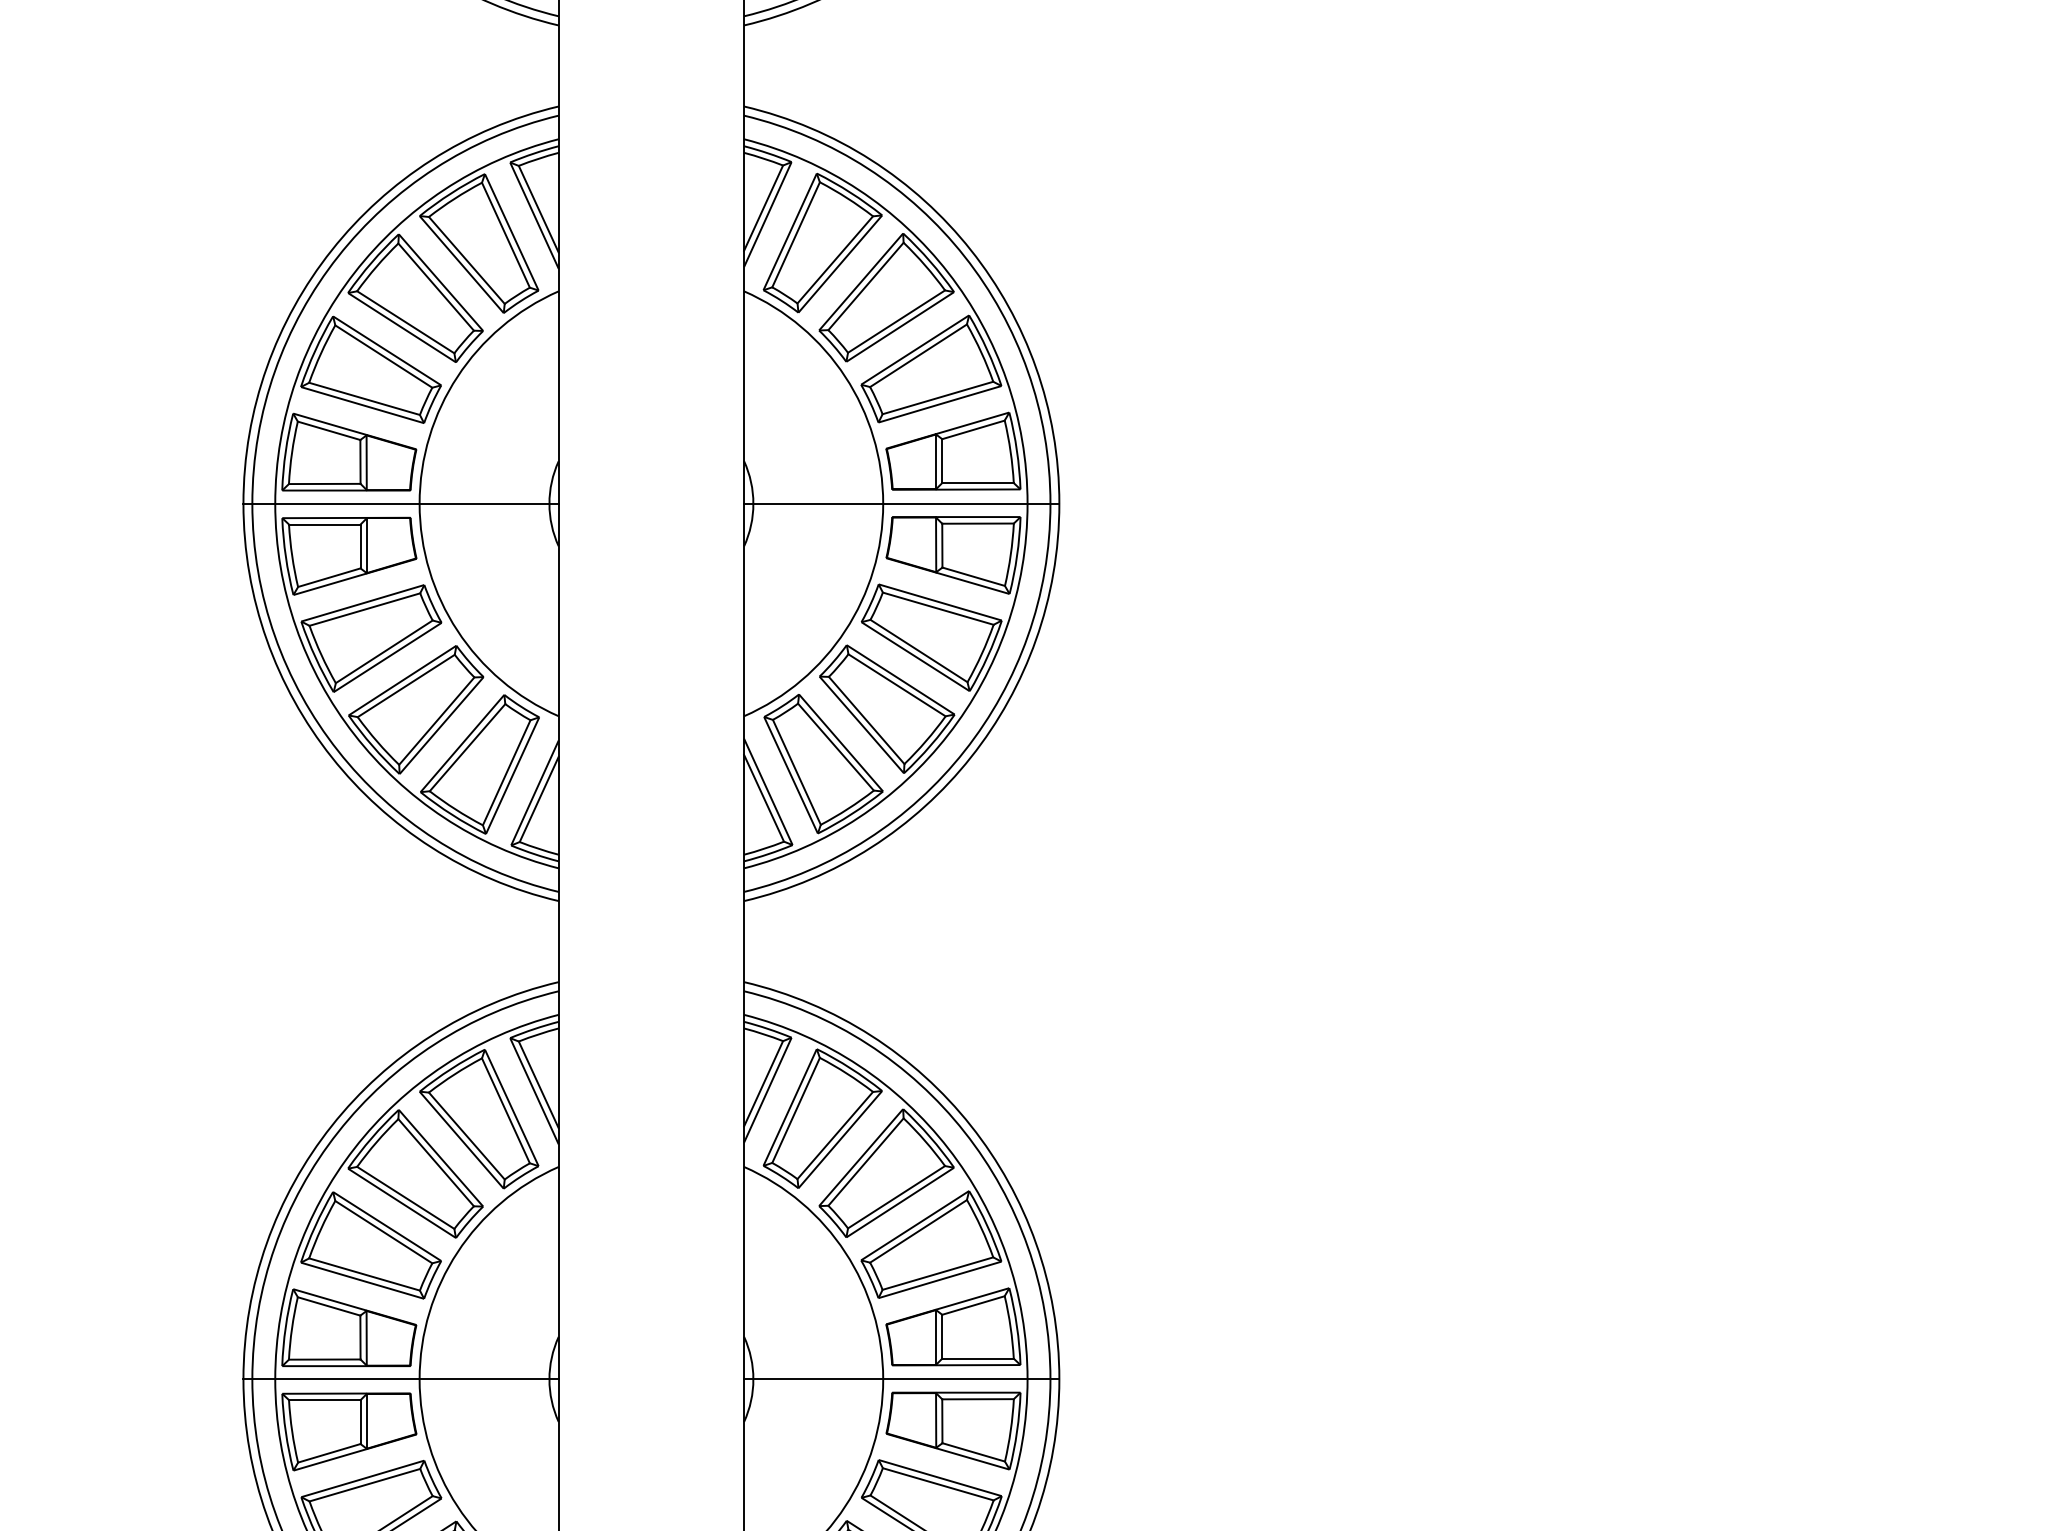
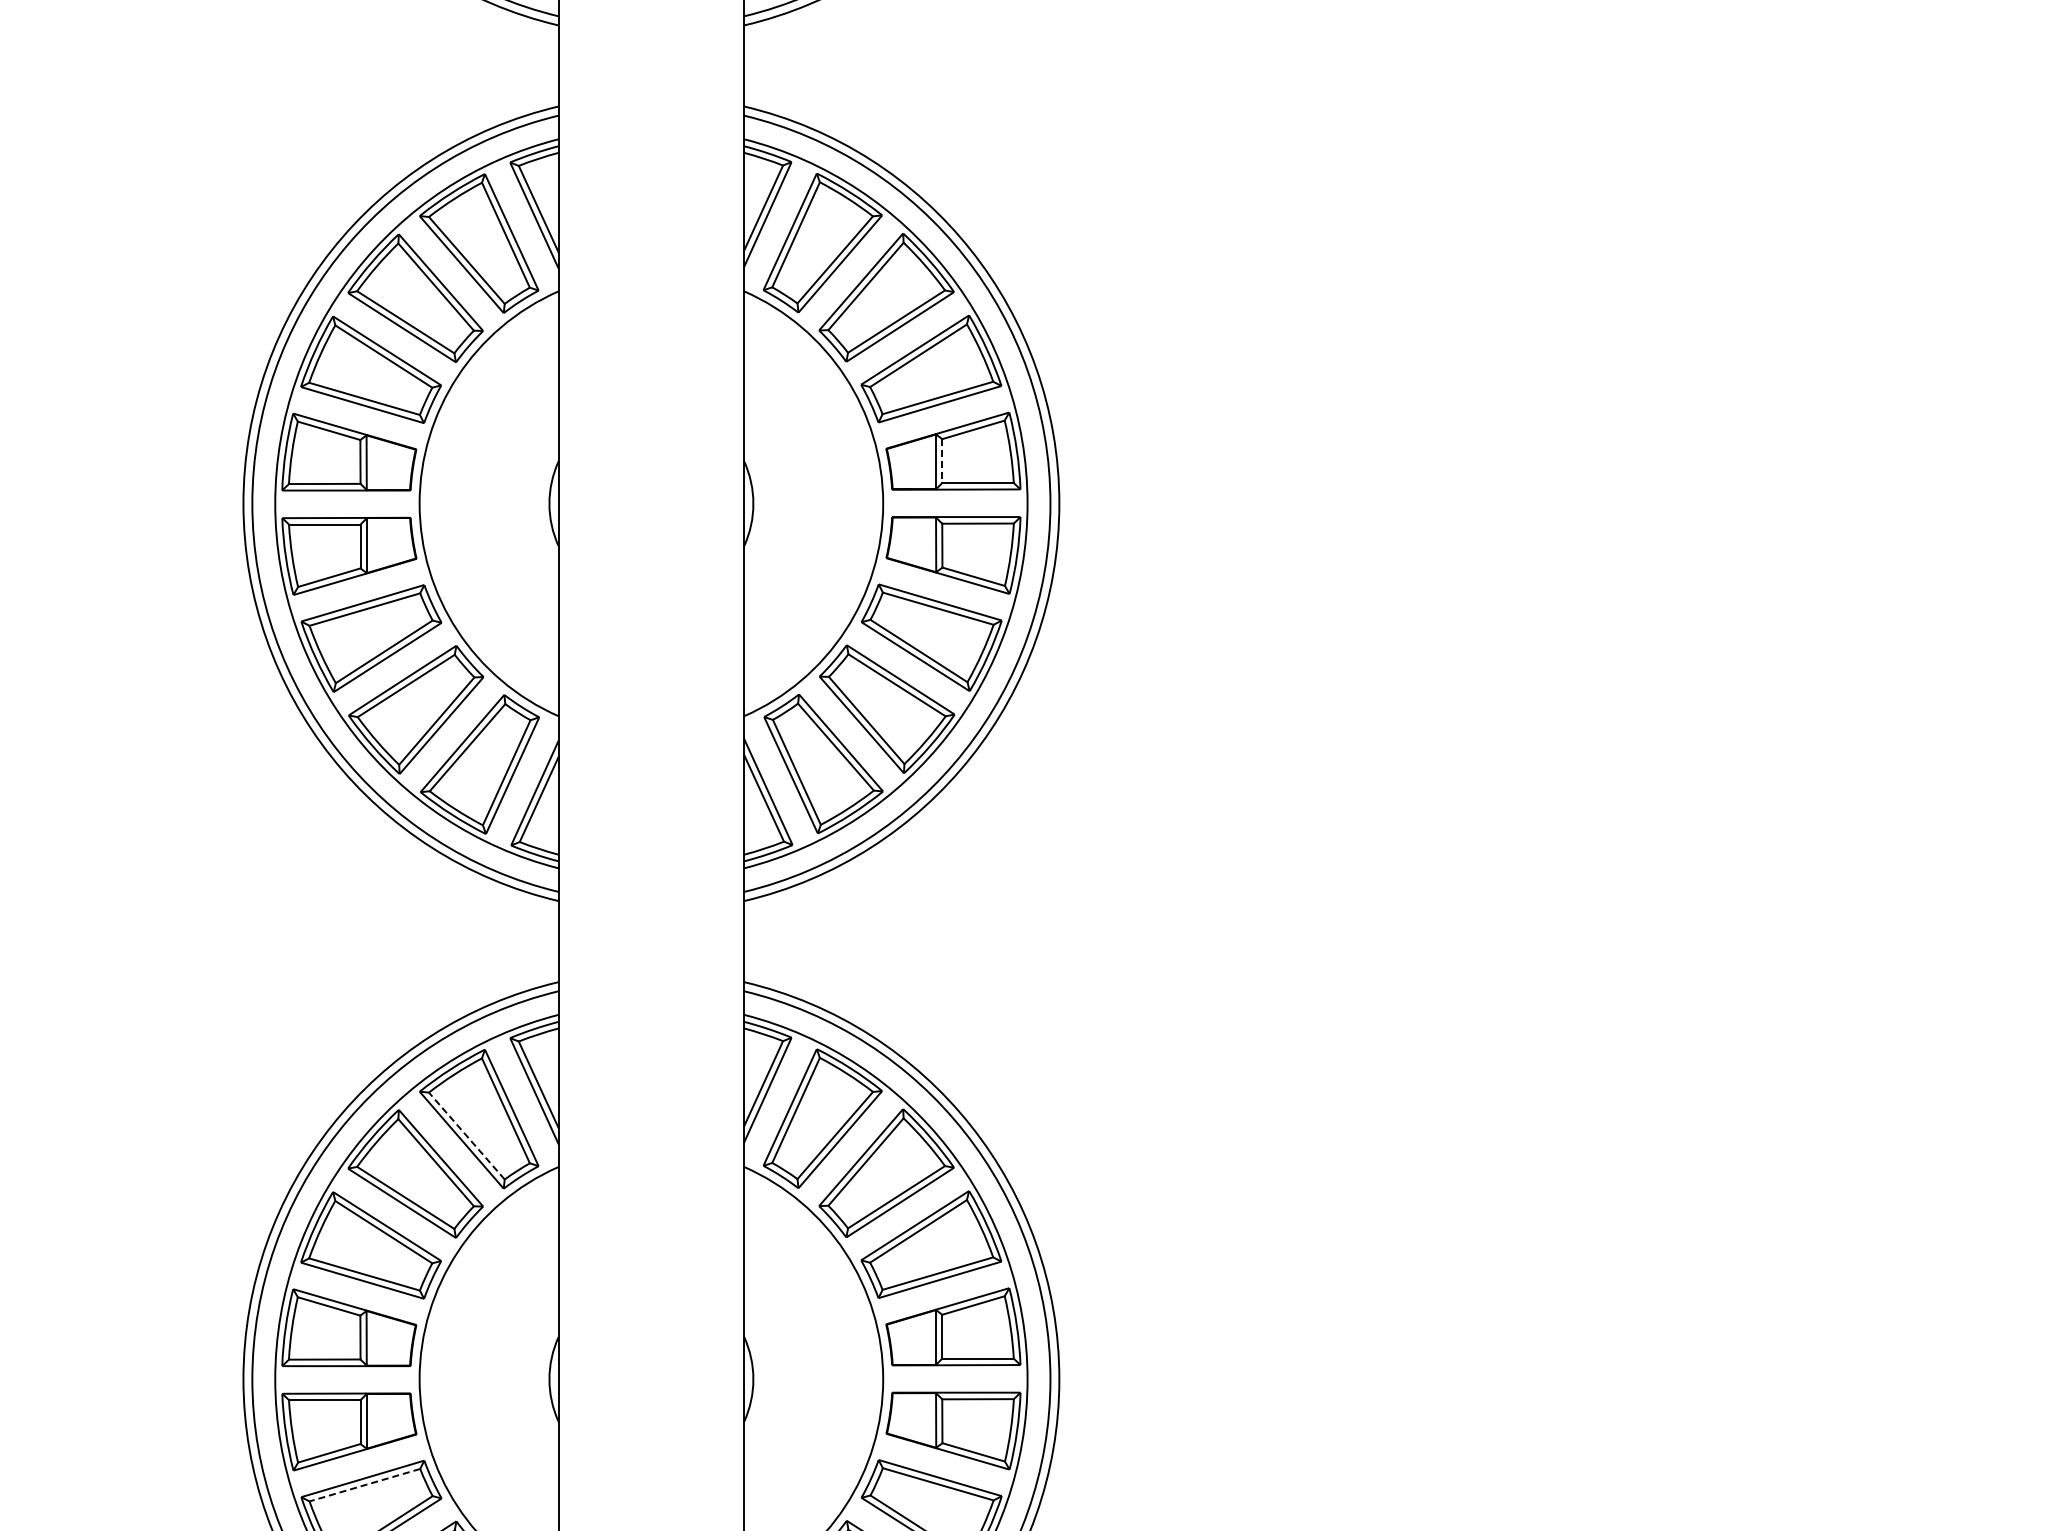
line: solid -> dashed (942, 461)
line: present -> none (400, 503)
line: present -> none (901, 503)
line: solid -> dashed (466, 1136)
line: present -> none (400, 1379)
line: present -> none (901, 1379)
line: solid -> dashed (364, 1485)
